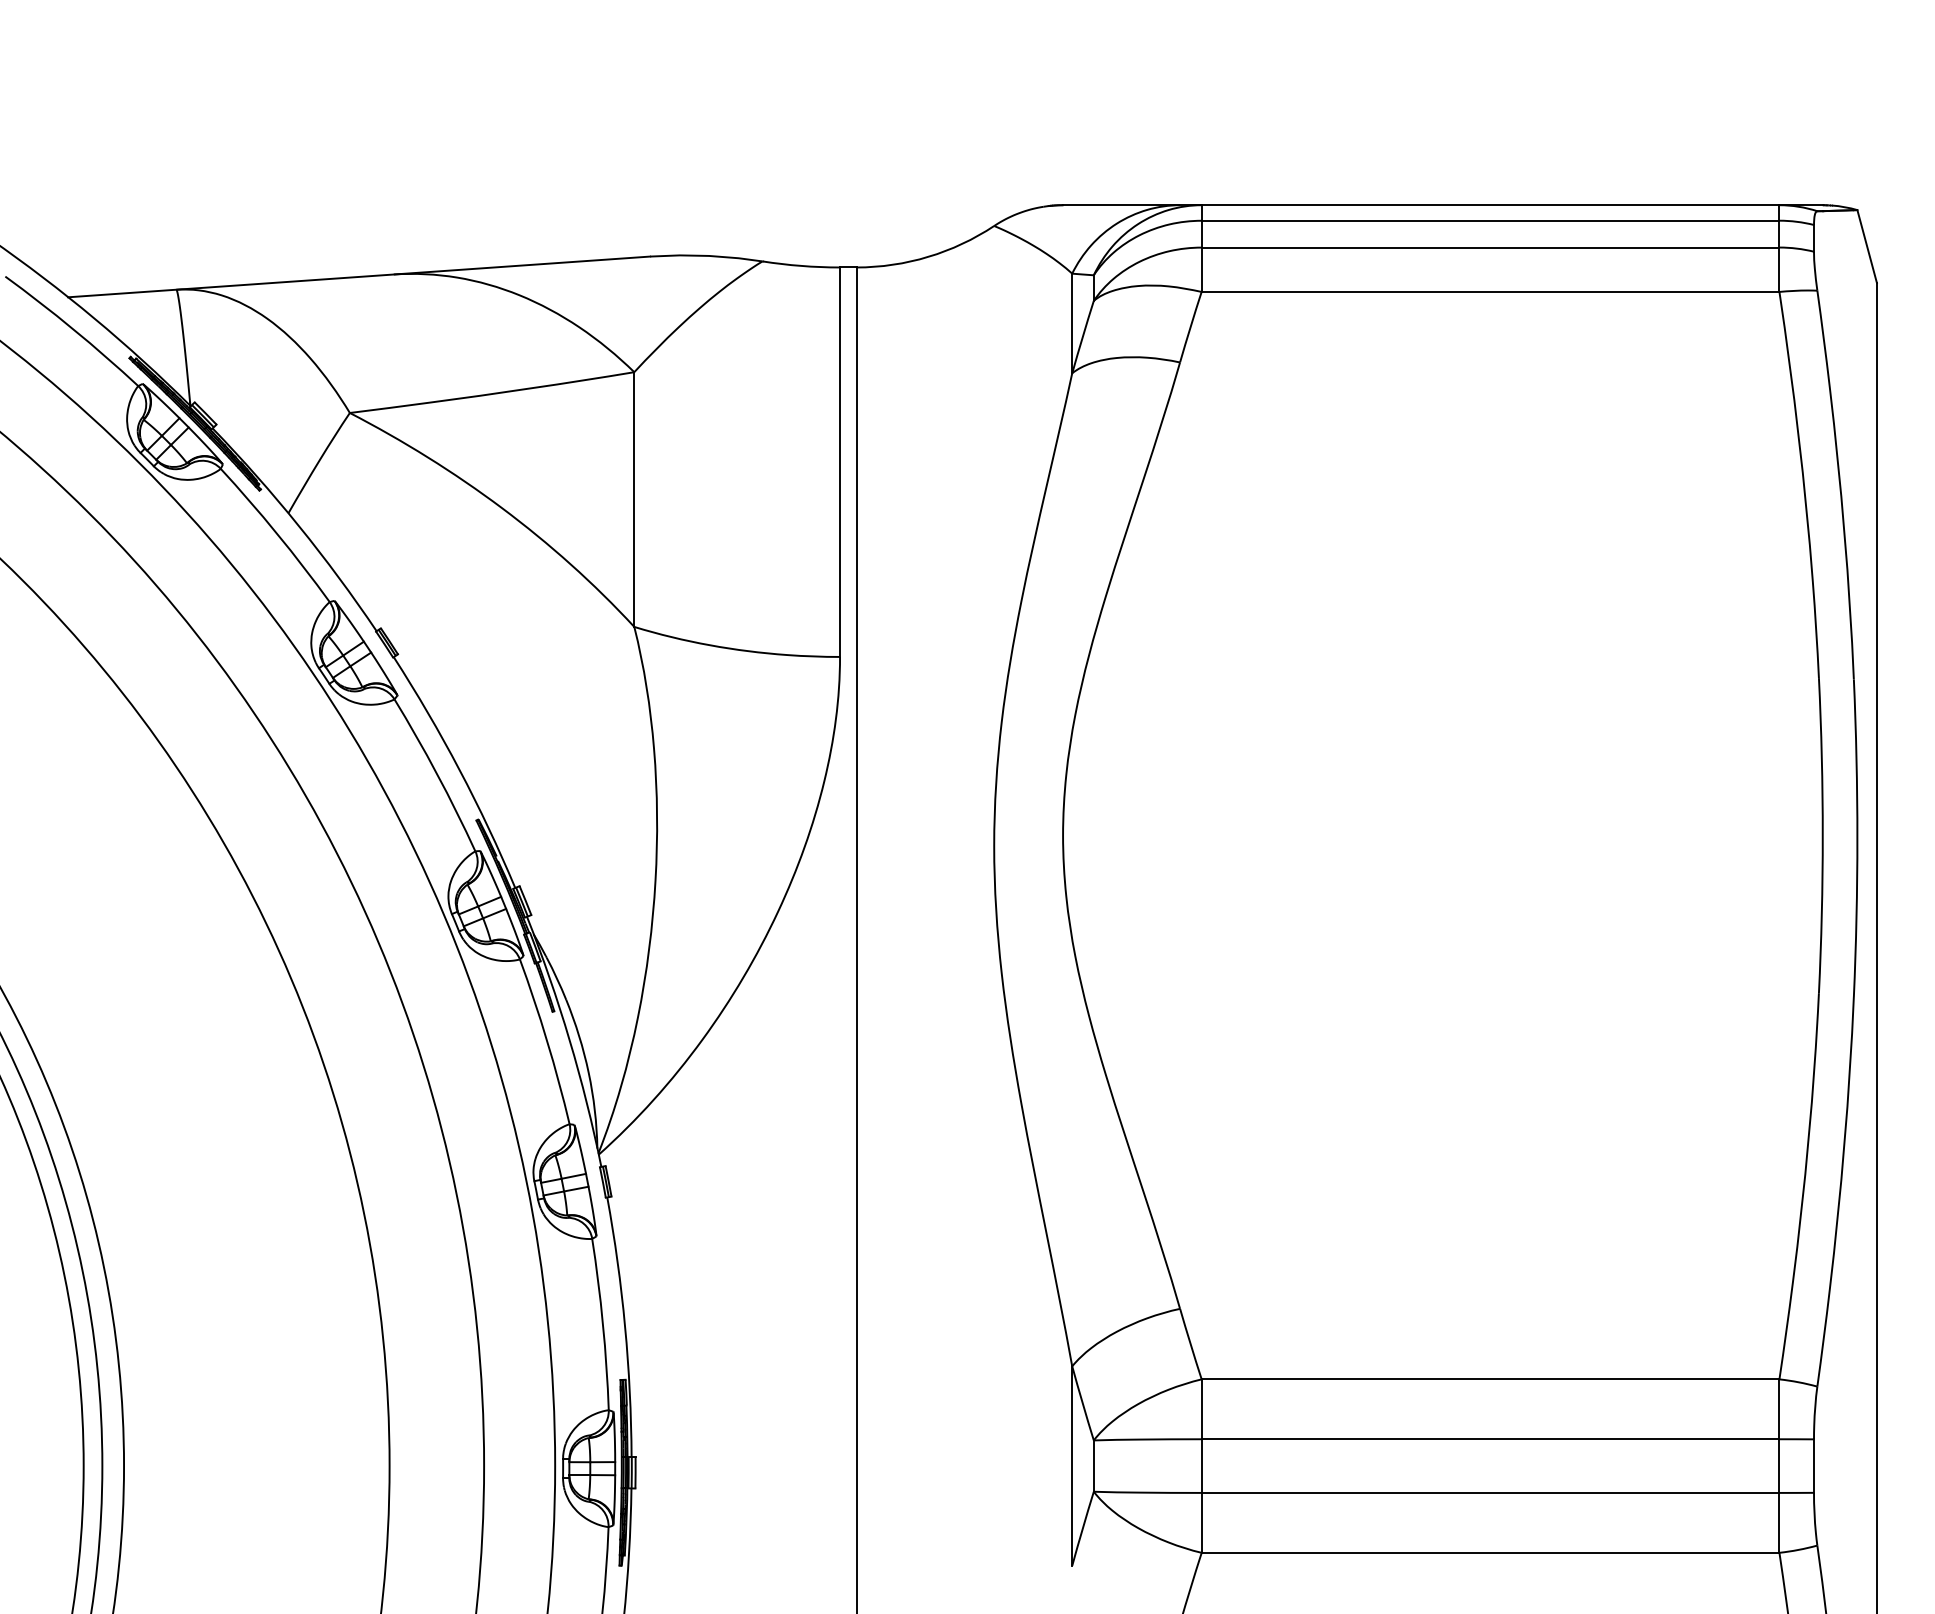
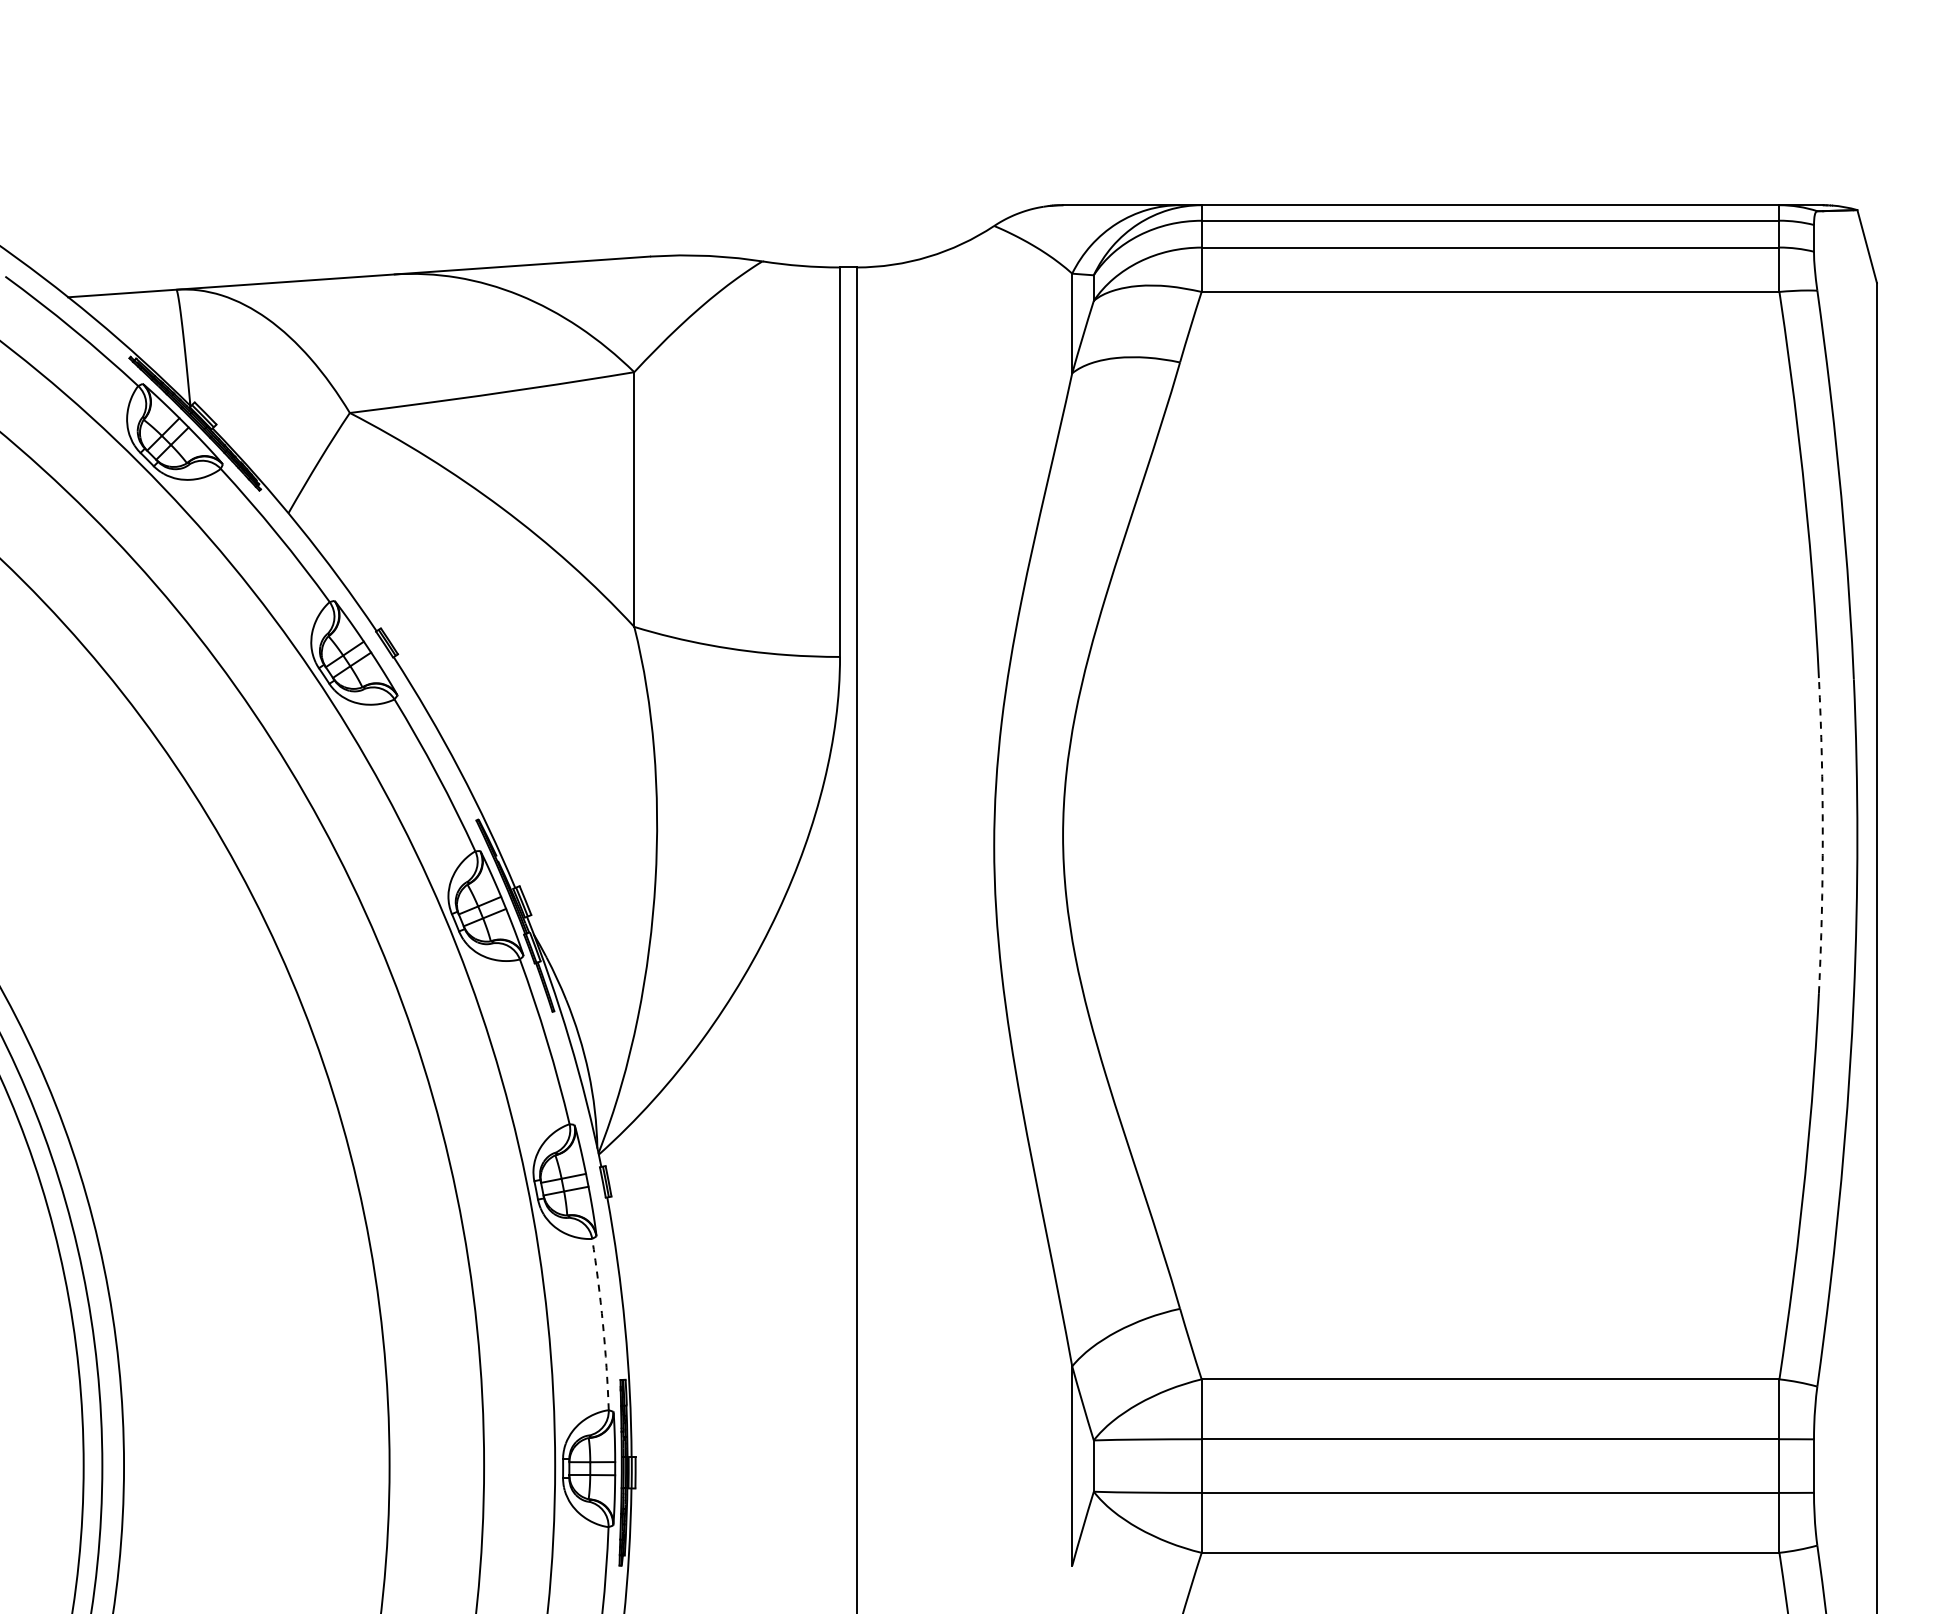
arc: solid -> dashed (1822, 835)
arc: solid -> dashed (603, 1324)
